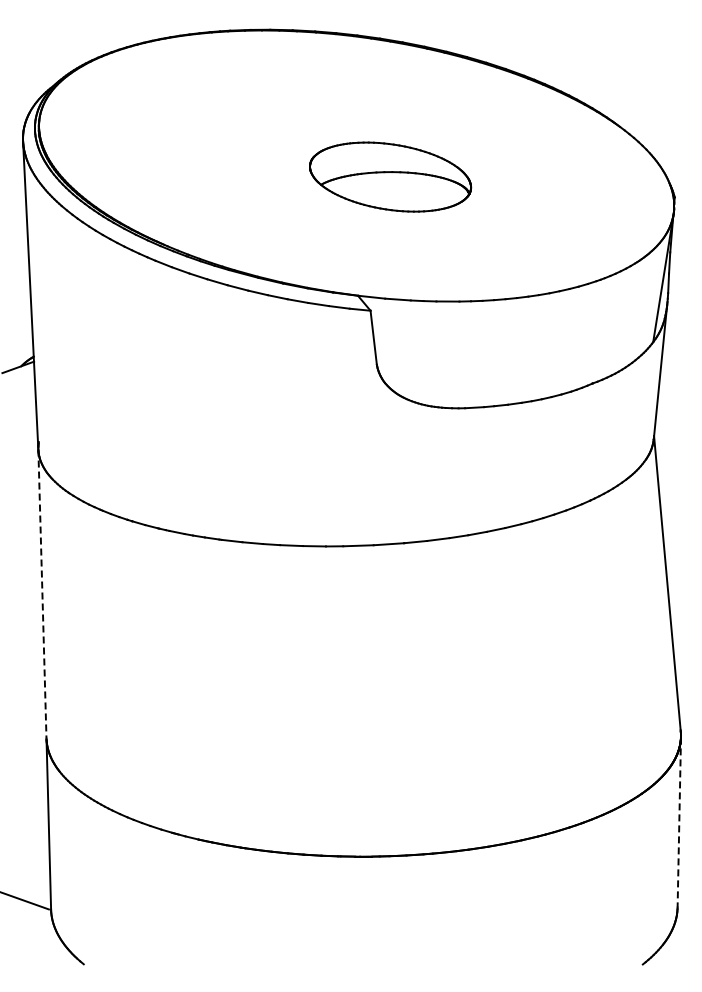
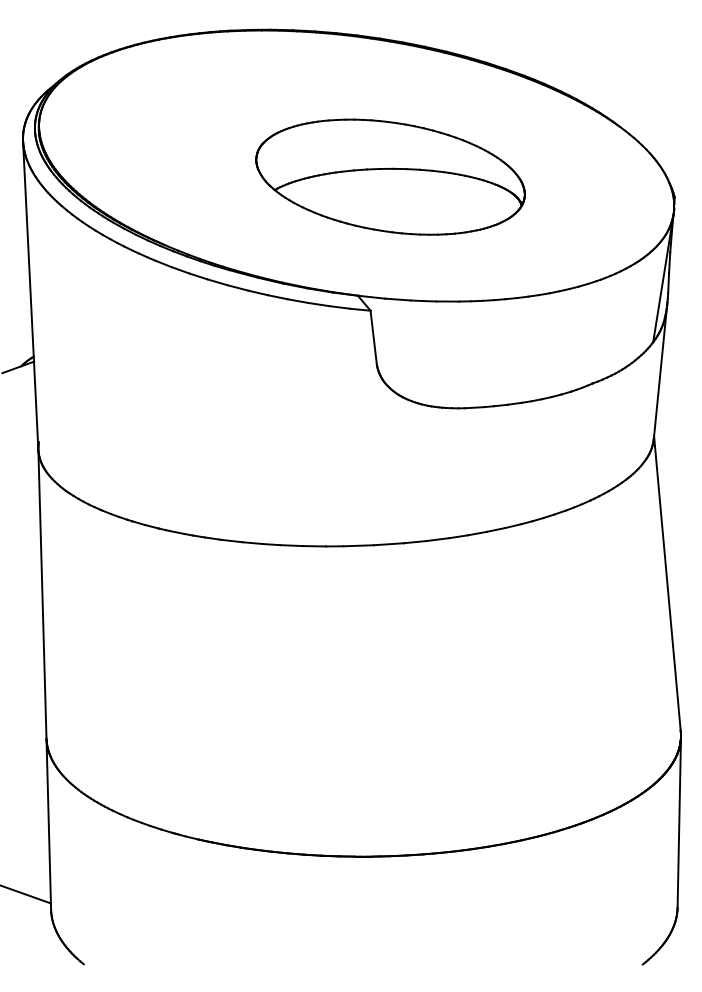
part size: 164x72 px -> 271x118 px (390, 176)
line: dashed -> solid (42, 594)
line: dashed -> solid (679, 823)
line position: (25, 900) -> (26, 894) (26, 894)
